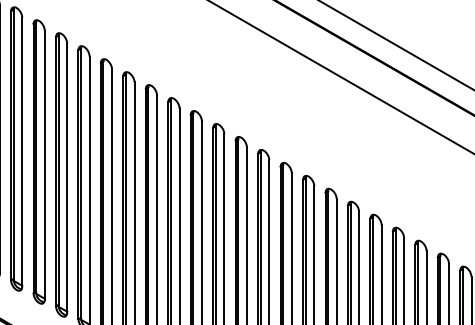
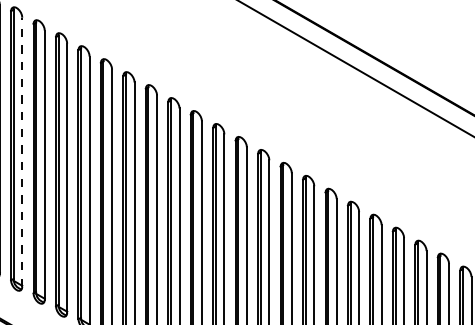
line: present -> none (396, 45)
line position: (340, 77) -> (355, 68) (355, 68)
line: solid -> dashed (22, 152)
